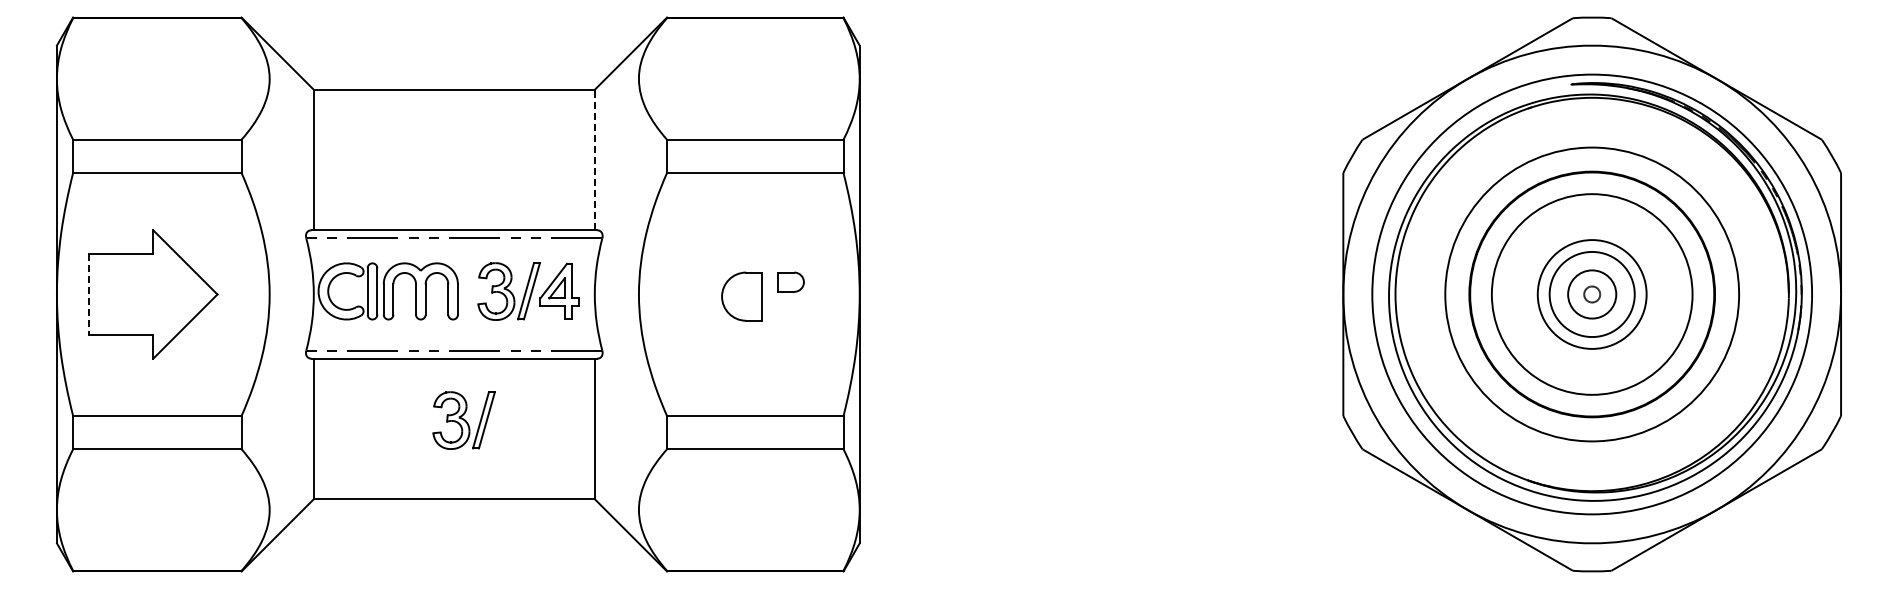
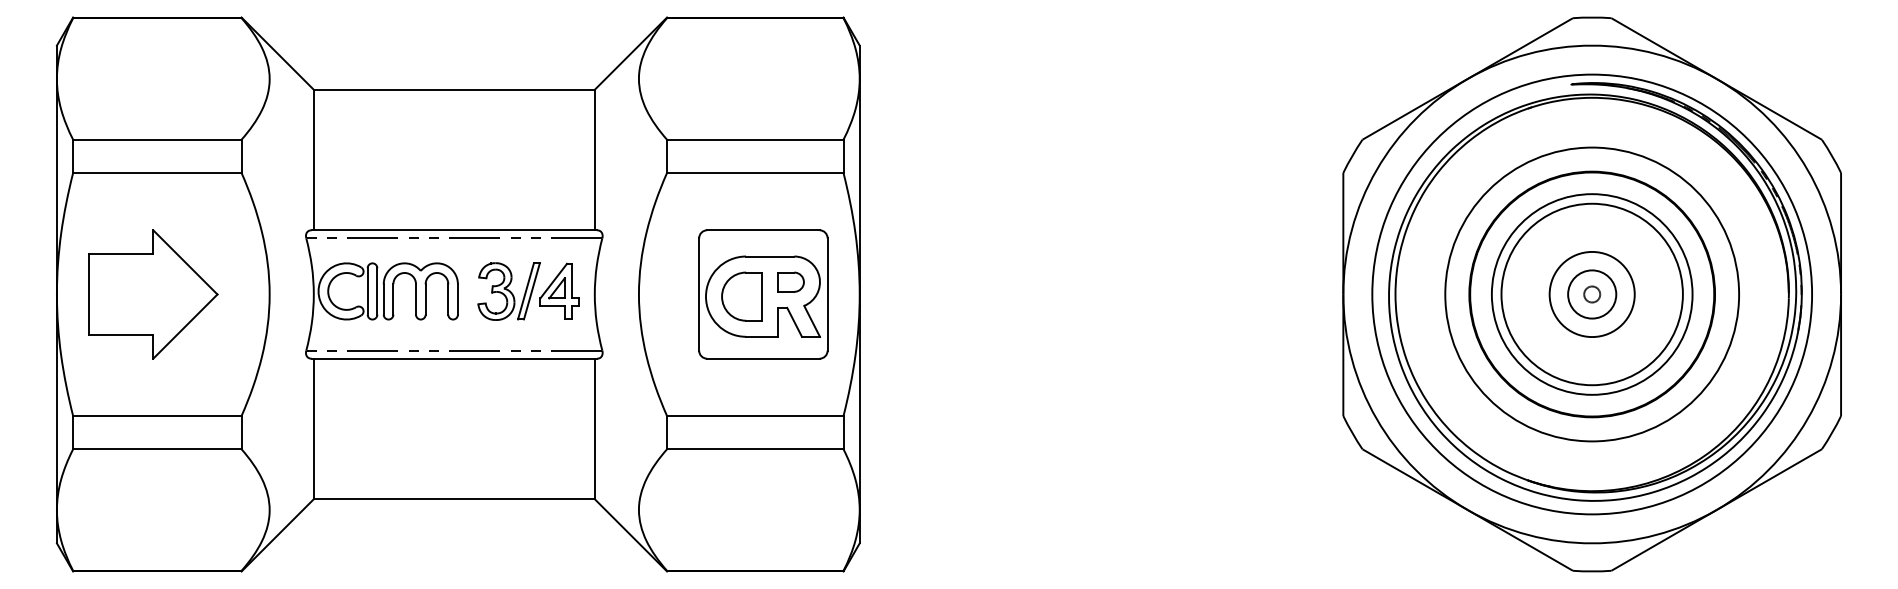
line: dashed -> solid (594, 159)
part: none -> present (763, 294)
circle diameter: 109 px -> 181 px (1591, 294)
line: dashed -> solid (89, 295)
part: present -> none (463, 420)
